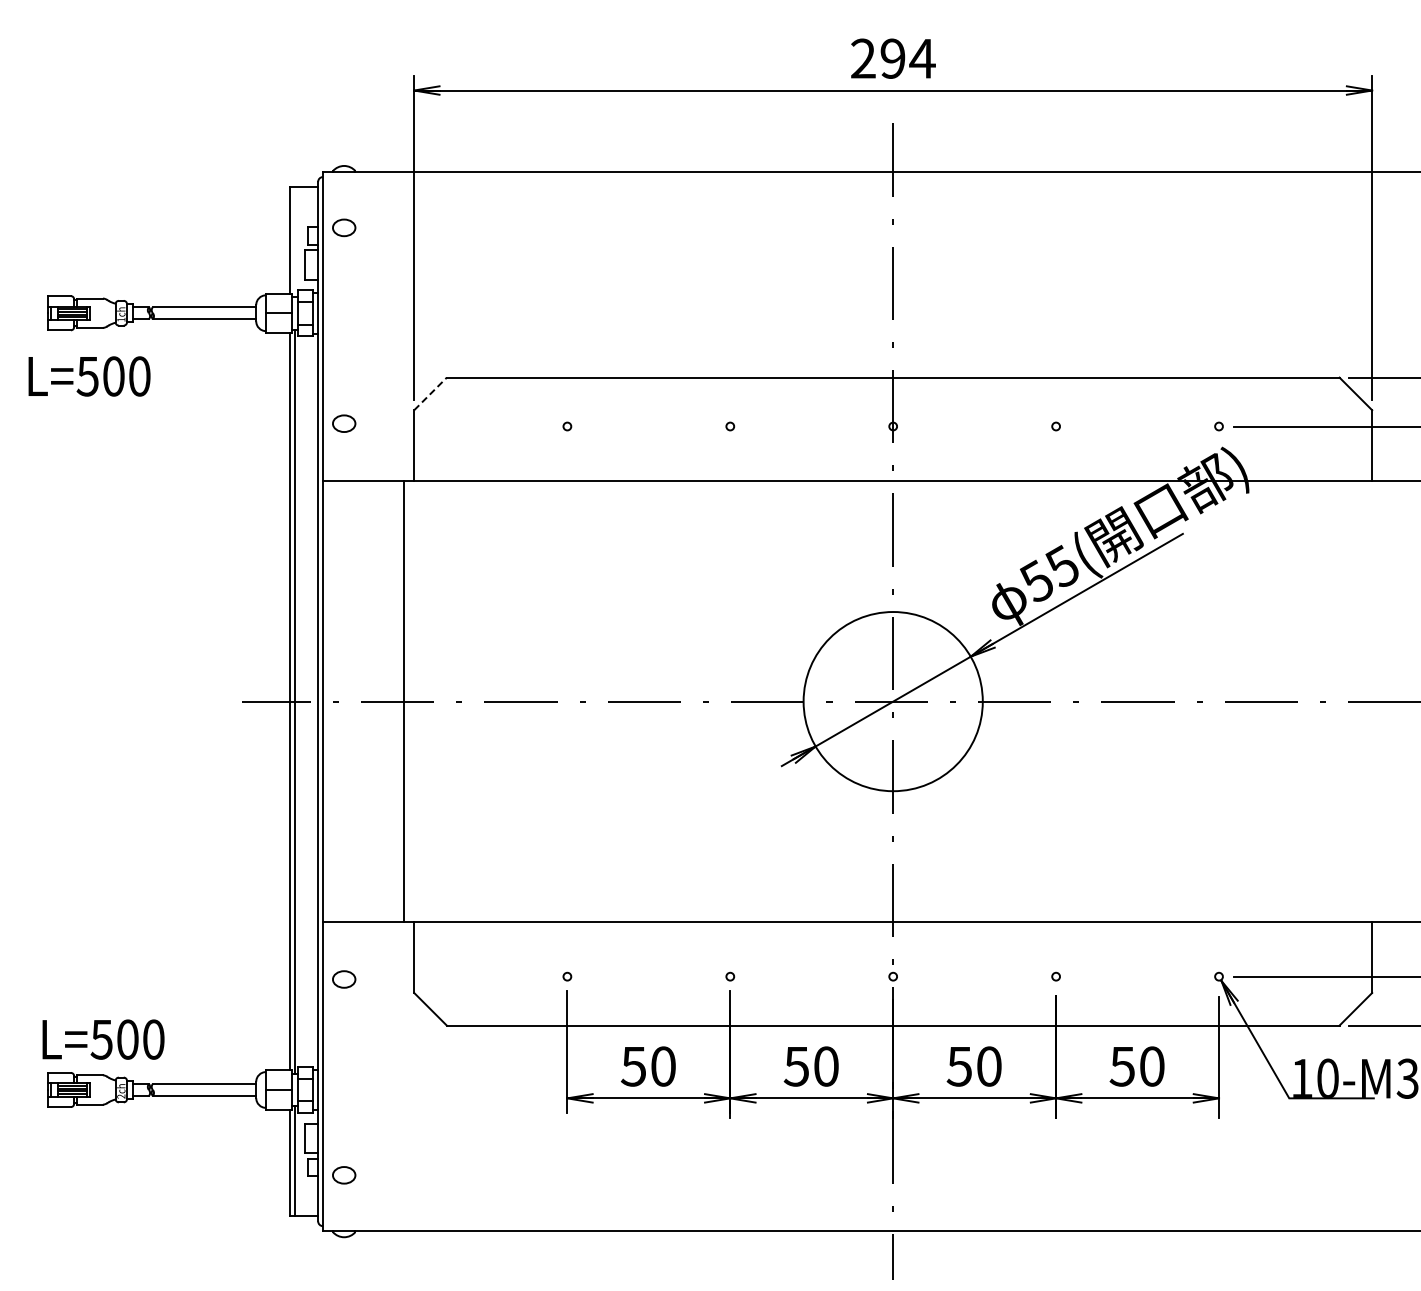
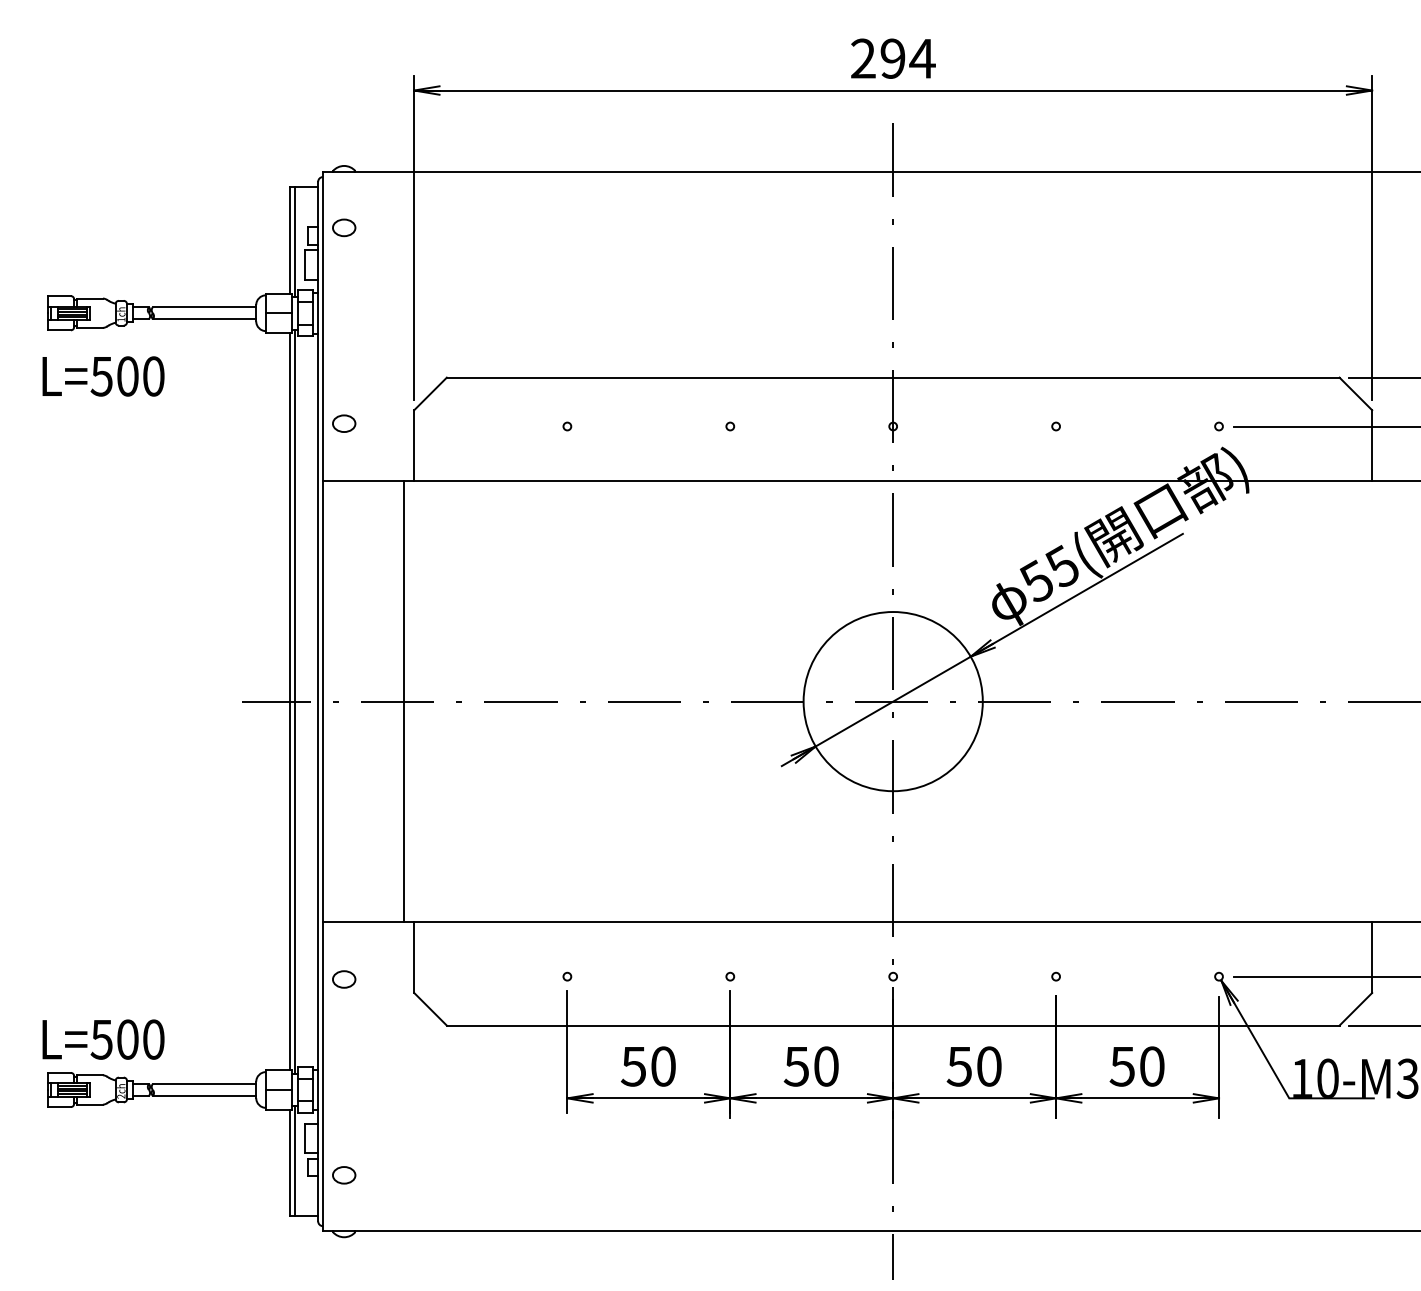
line: none -> present (295, 241)
text position: (89, 376) -> (103, 376) (103, 376)
line: dashed -> solid (430, 393)
